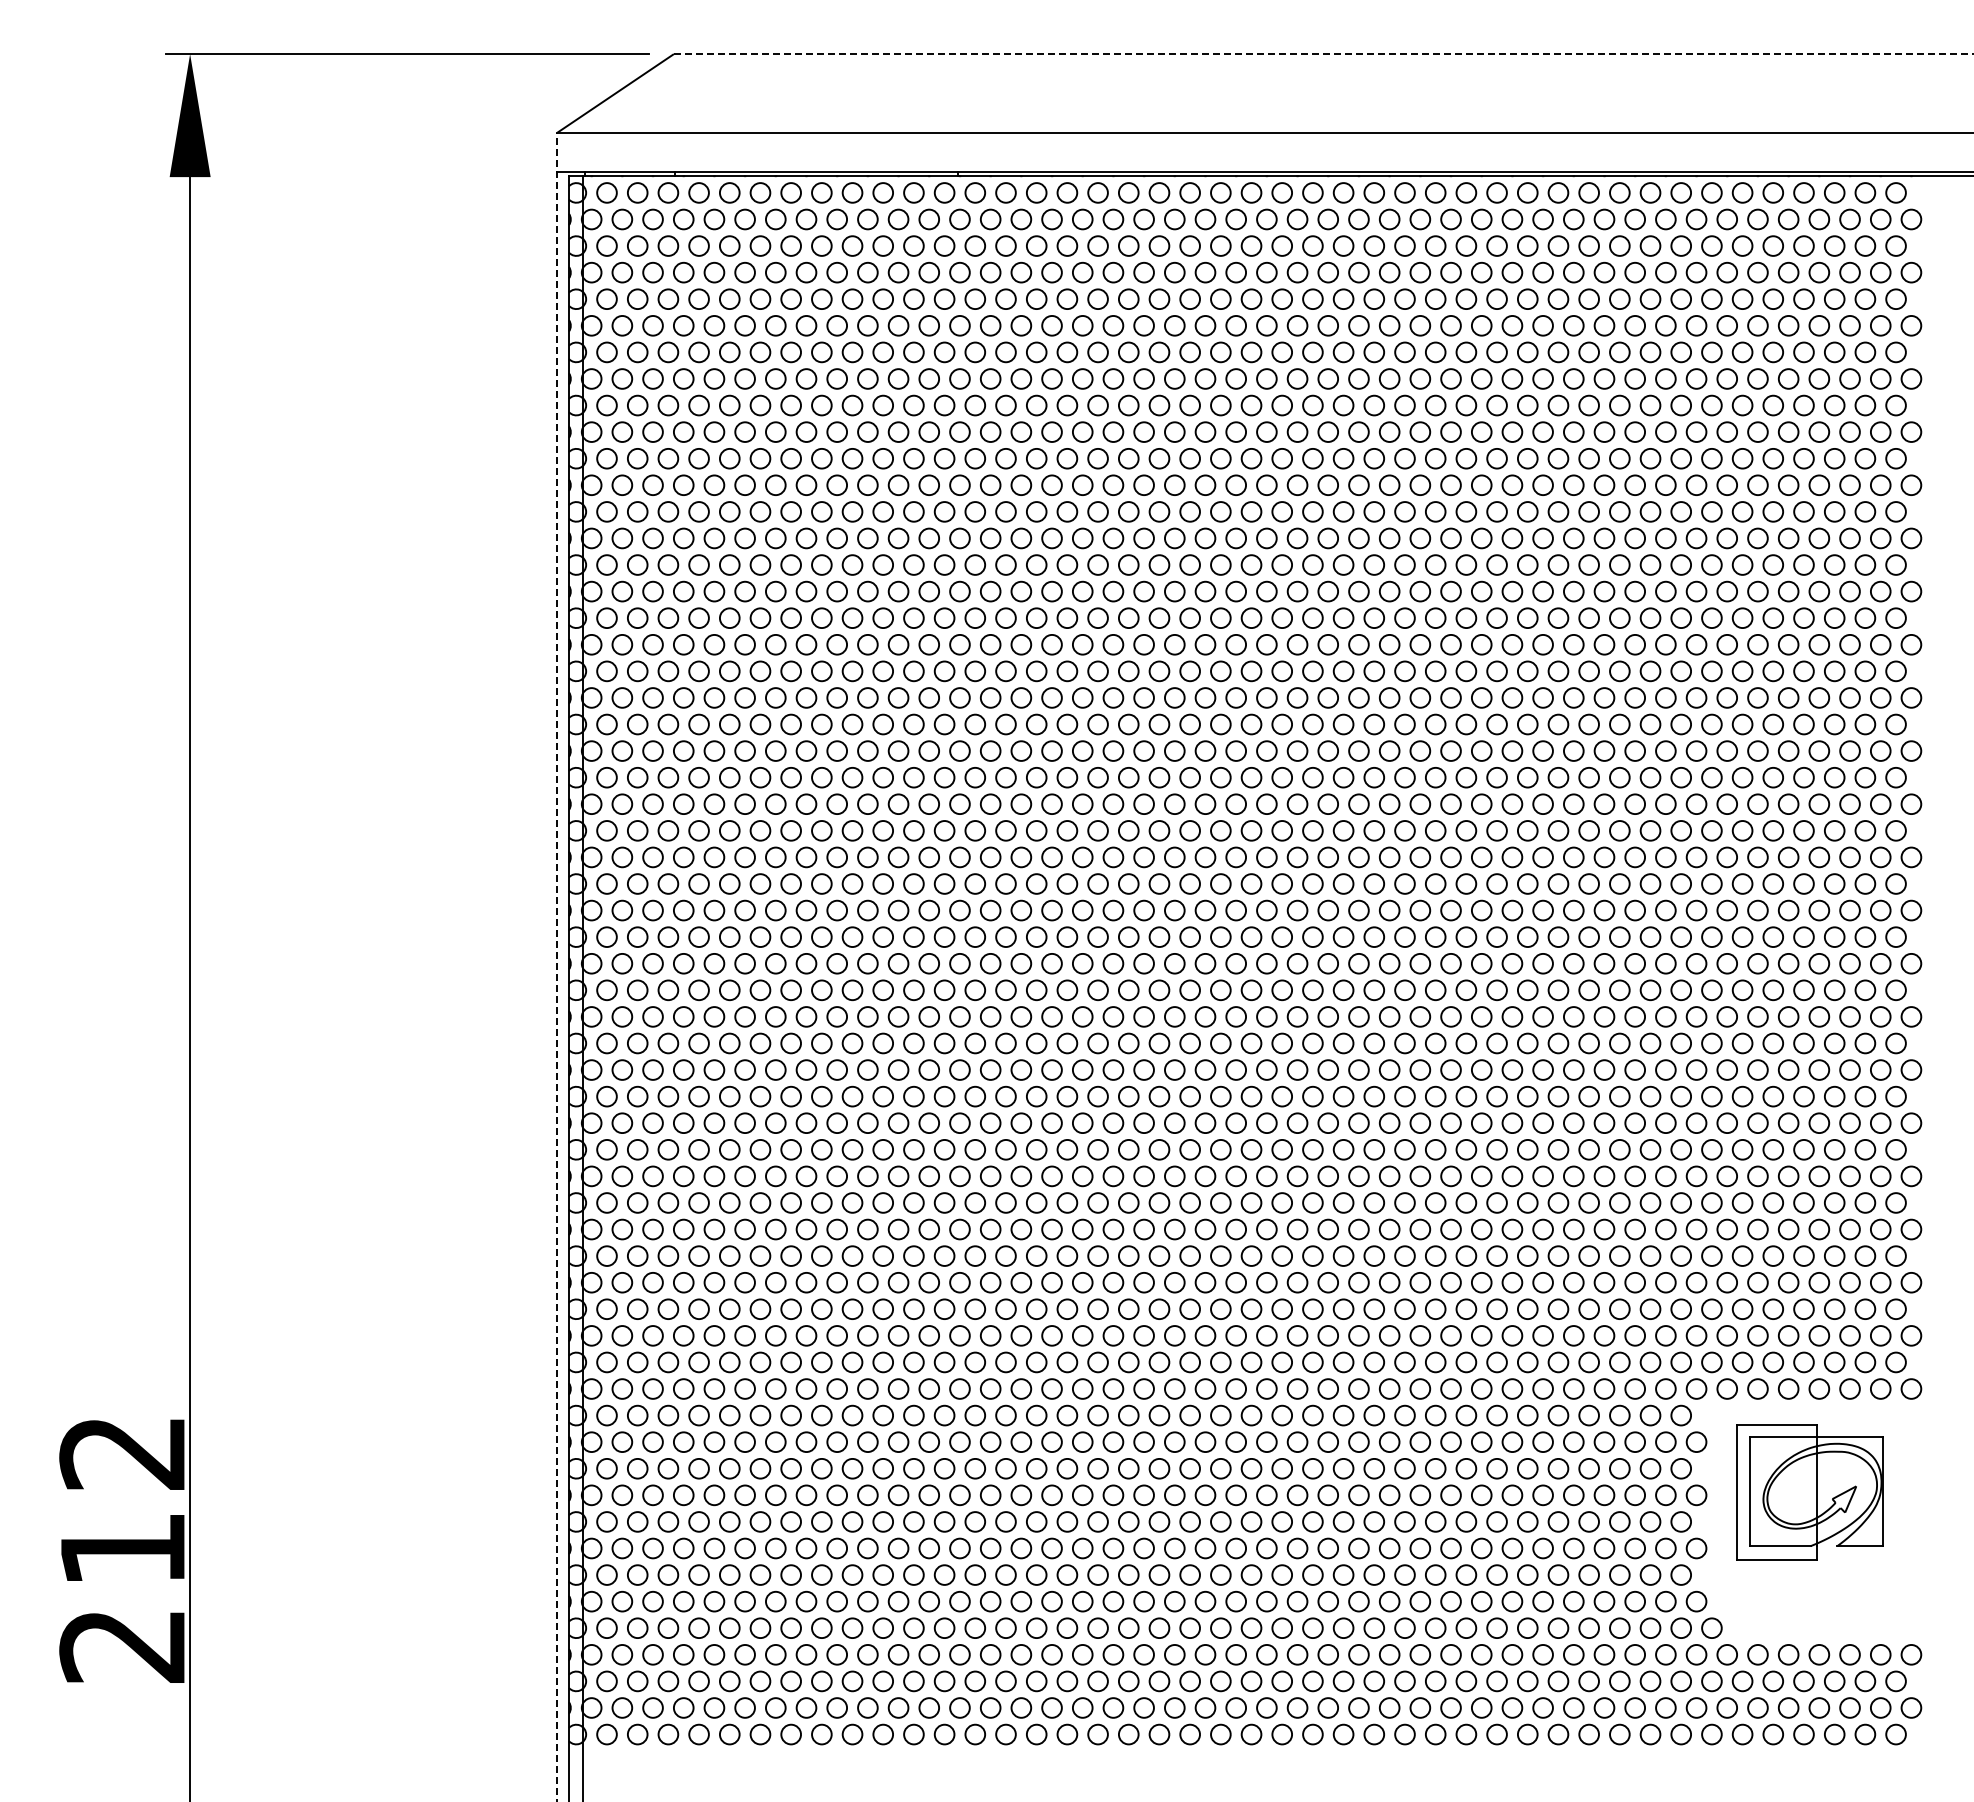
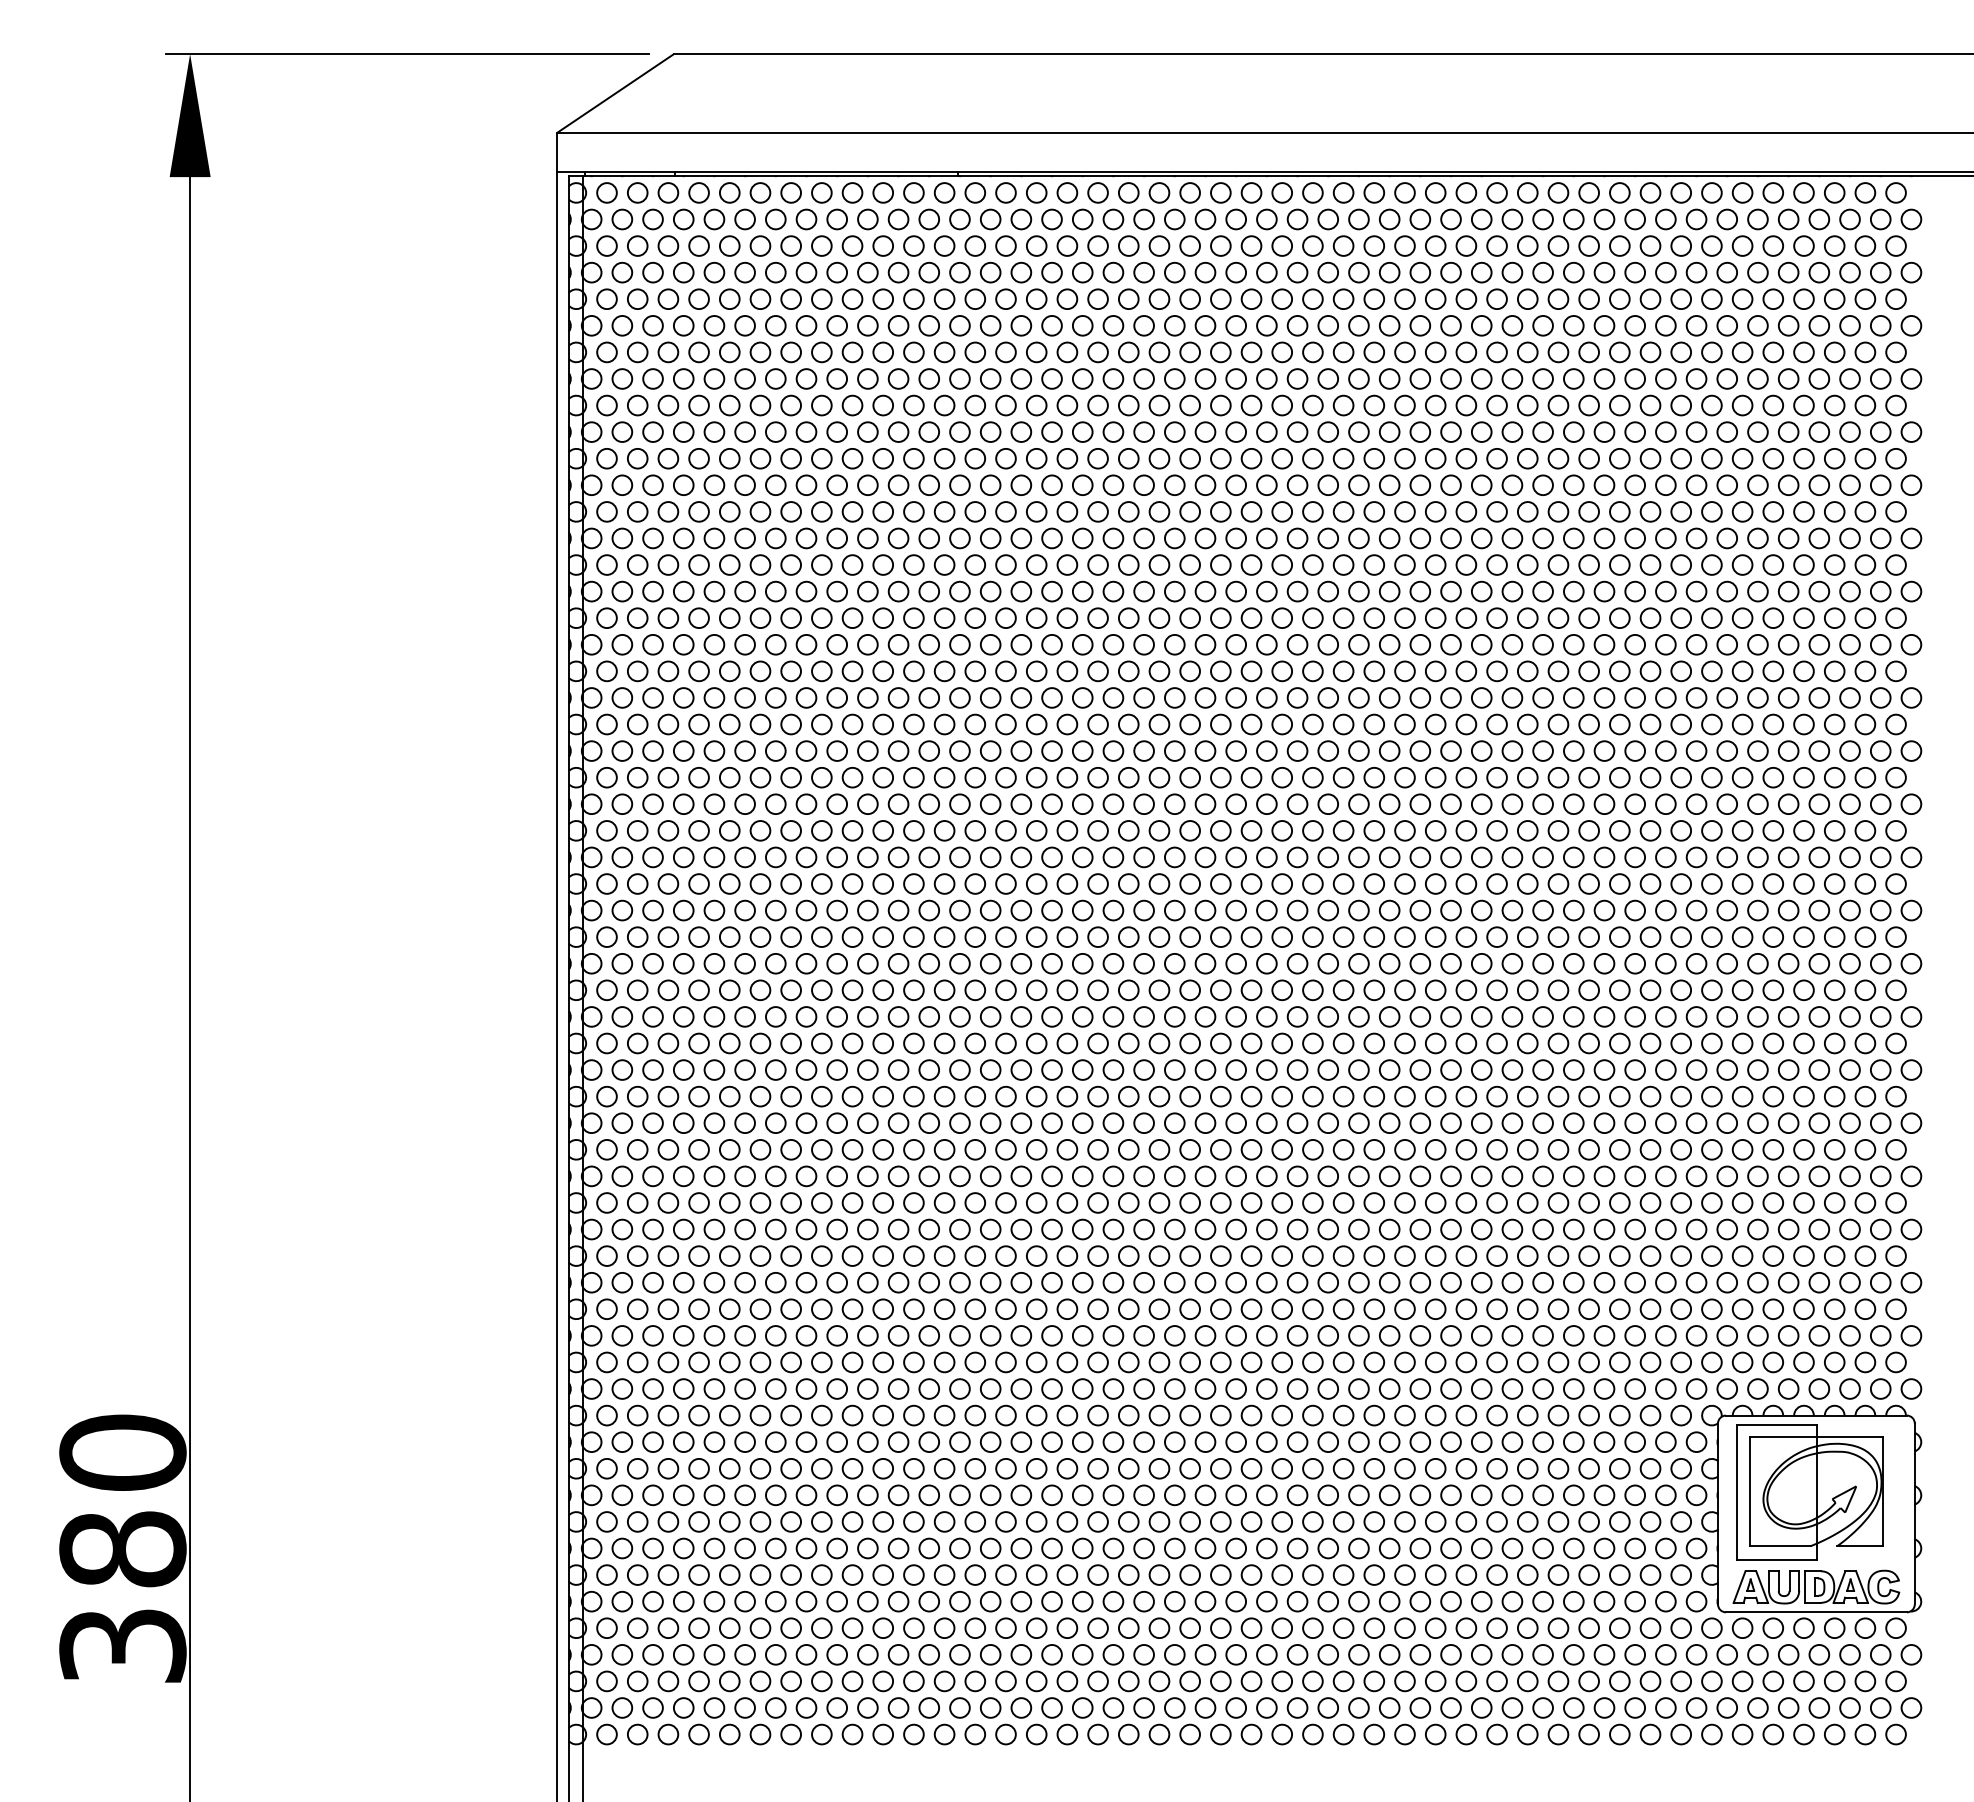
line: dashed -> solid (1323, 54)
line: dashed -> solid (557, 966)
part: none -> present (1811, 1521)
text: 212 -> 380 (122, 1548)
